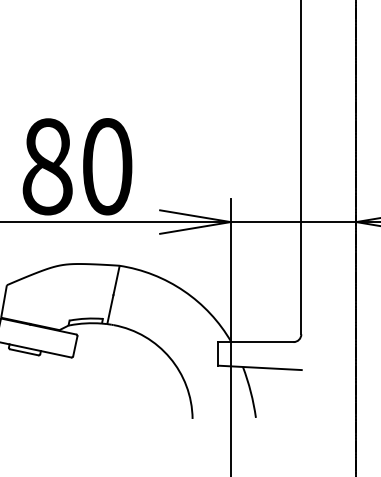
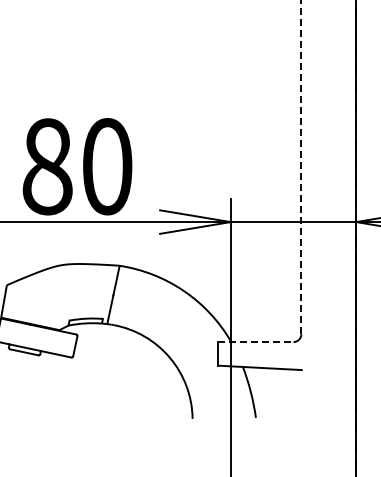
line: solid -> dashed (301, 167)
line: solid -> dashed (255, 342)
